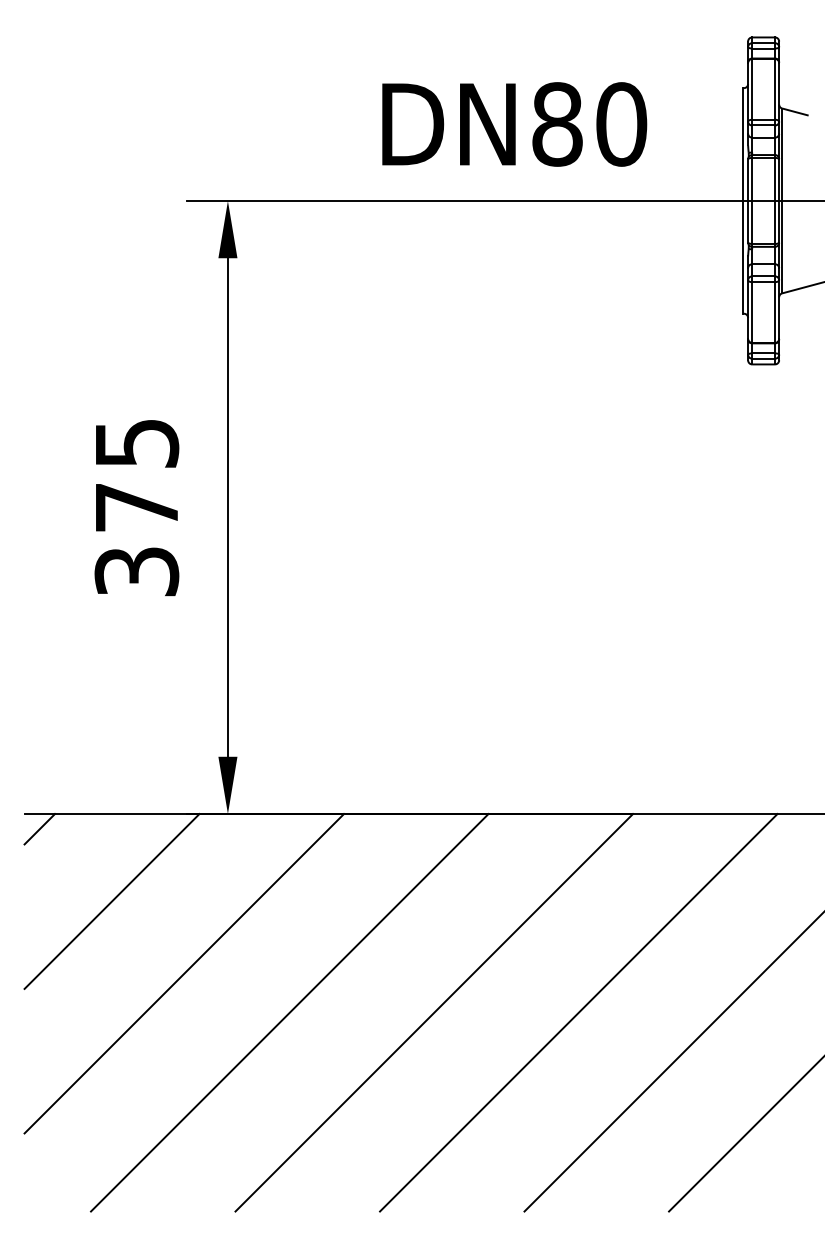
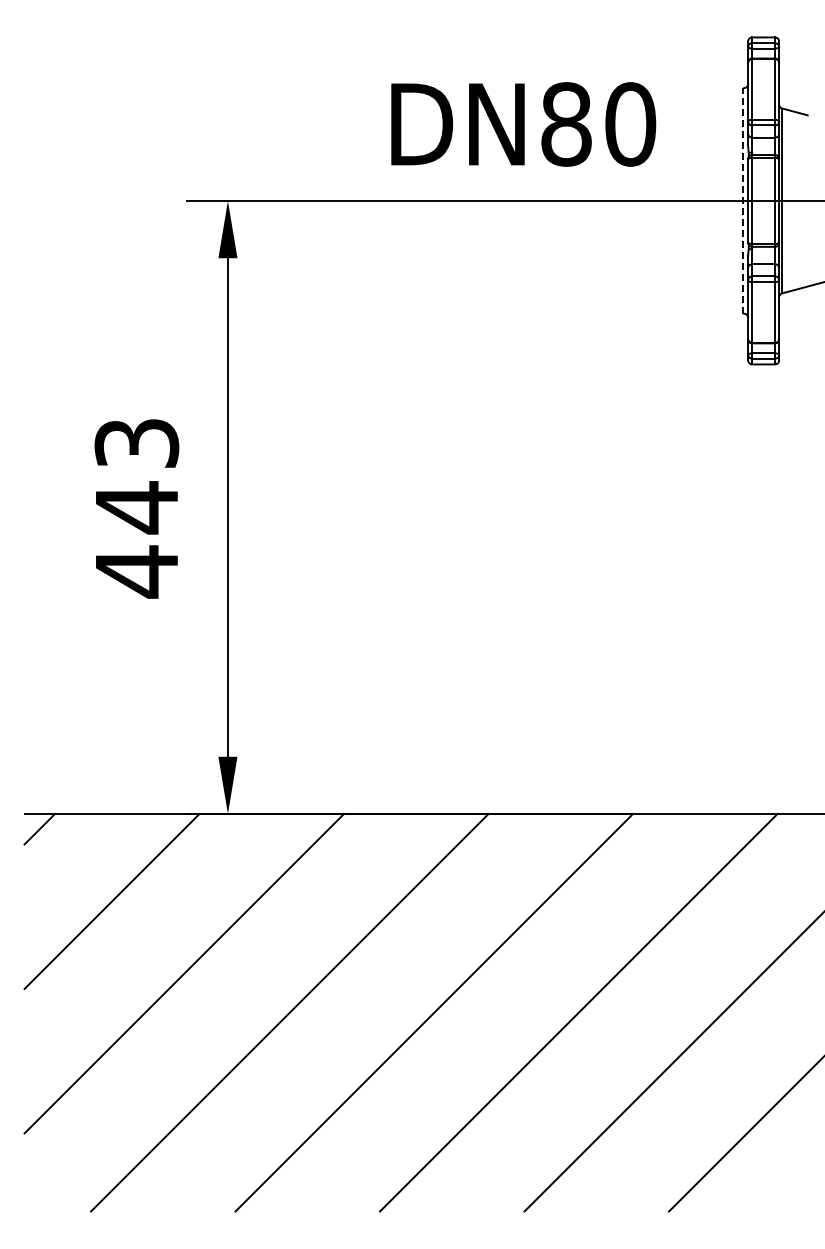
text position: (514, 124) -> (523, 124) (523, 124)
line: solid -> dashed (743, 200)
text: 375 -> 443 (136, 508)
